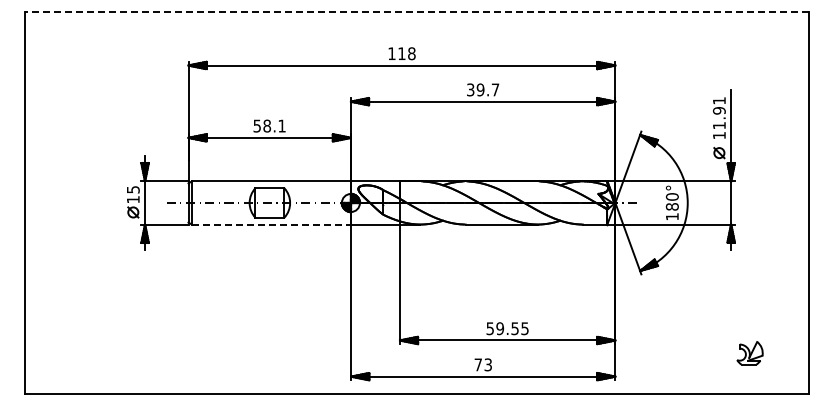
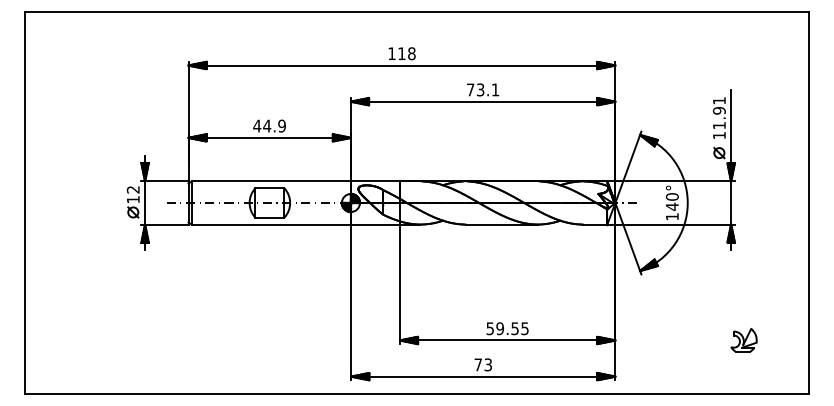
line: dashed -> solid (417, 11)
text: 39.7 -> 73.1 (483, 89)
text: 58.1 -> 44.9 (269, 125)
text: 15 -> 12 (132, 189)
text: 180° -> 140° (671, 206)
line: dashed -> solid (272, 224)
part position: (749, 353) -> (743, 340) (743, 340)
